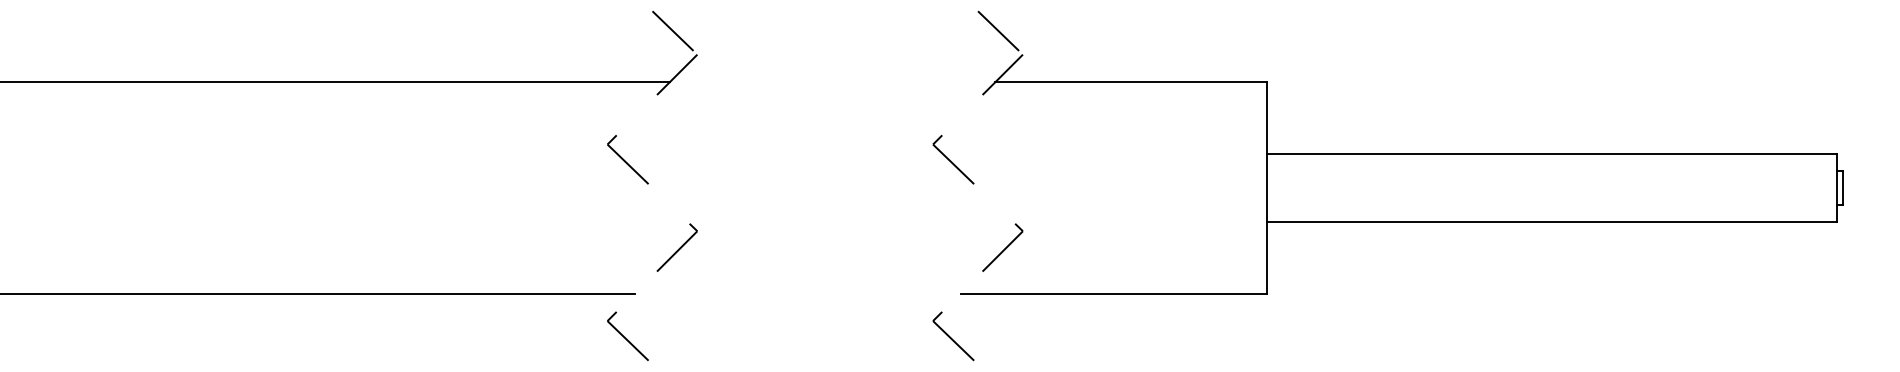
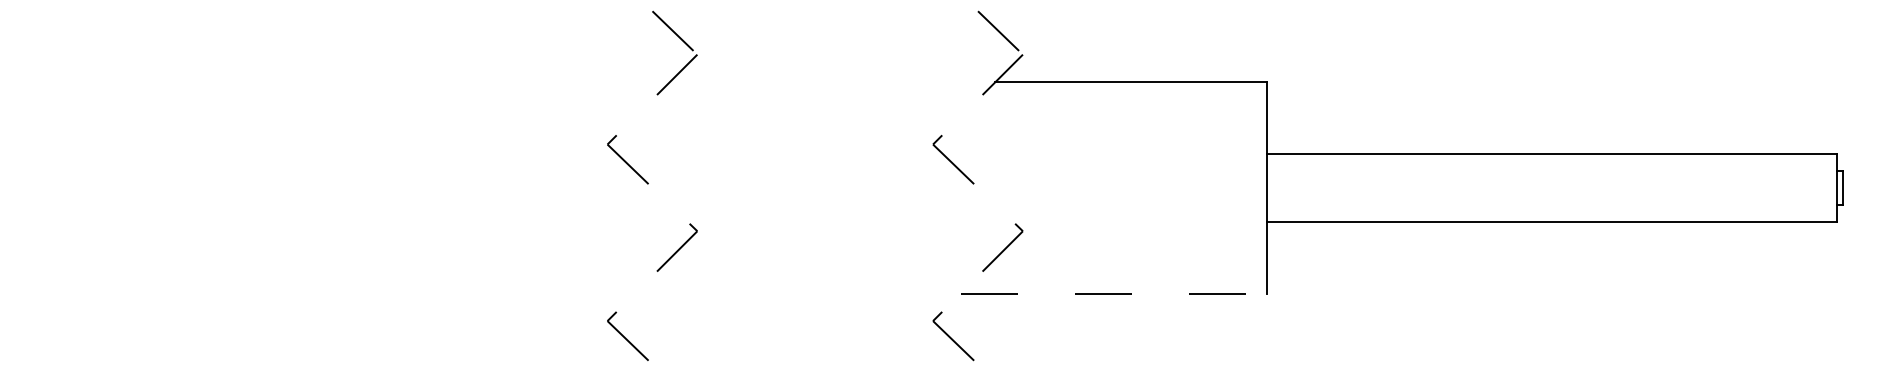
line: present -> none (335, 82)
line: present -> none (318, 293)
line: solid -> dashed (1114, 293)
